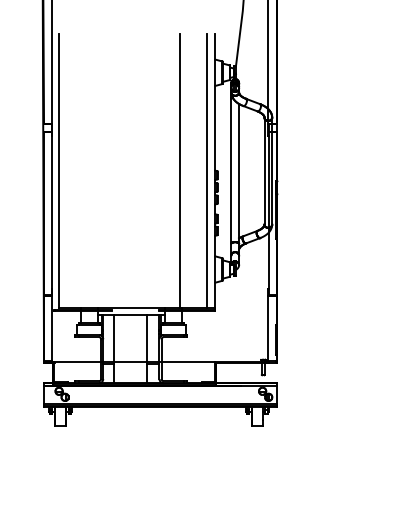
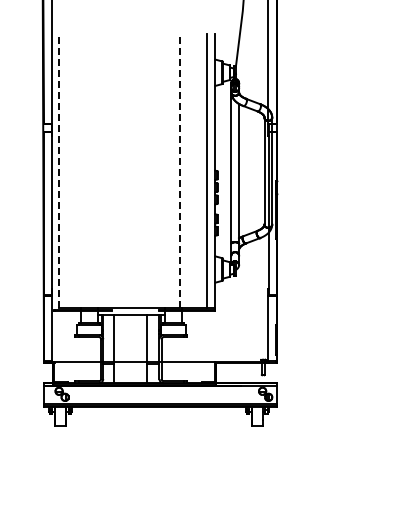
line: solid -> dashed (59, 171)
line: solid -> dashed (179, 171)
